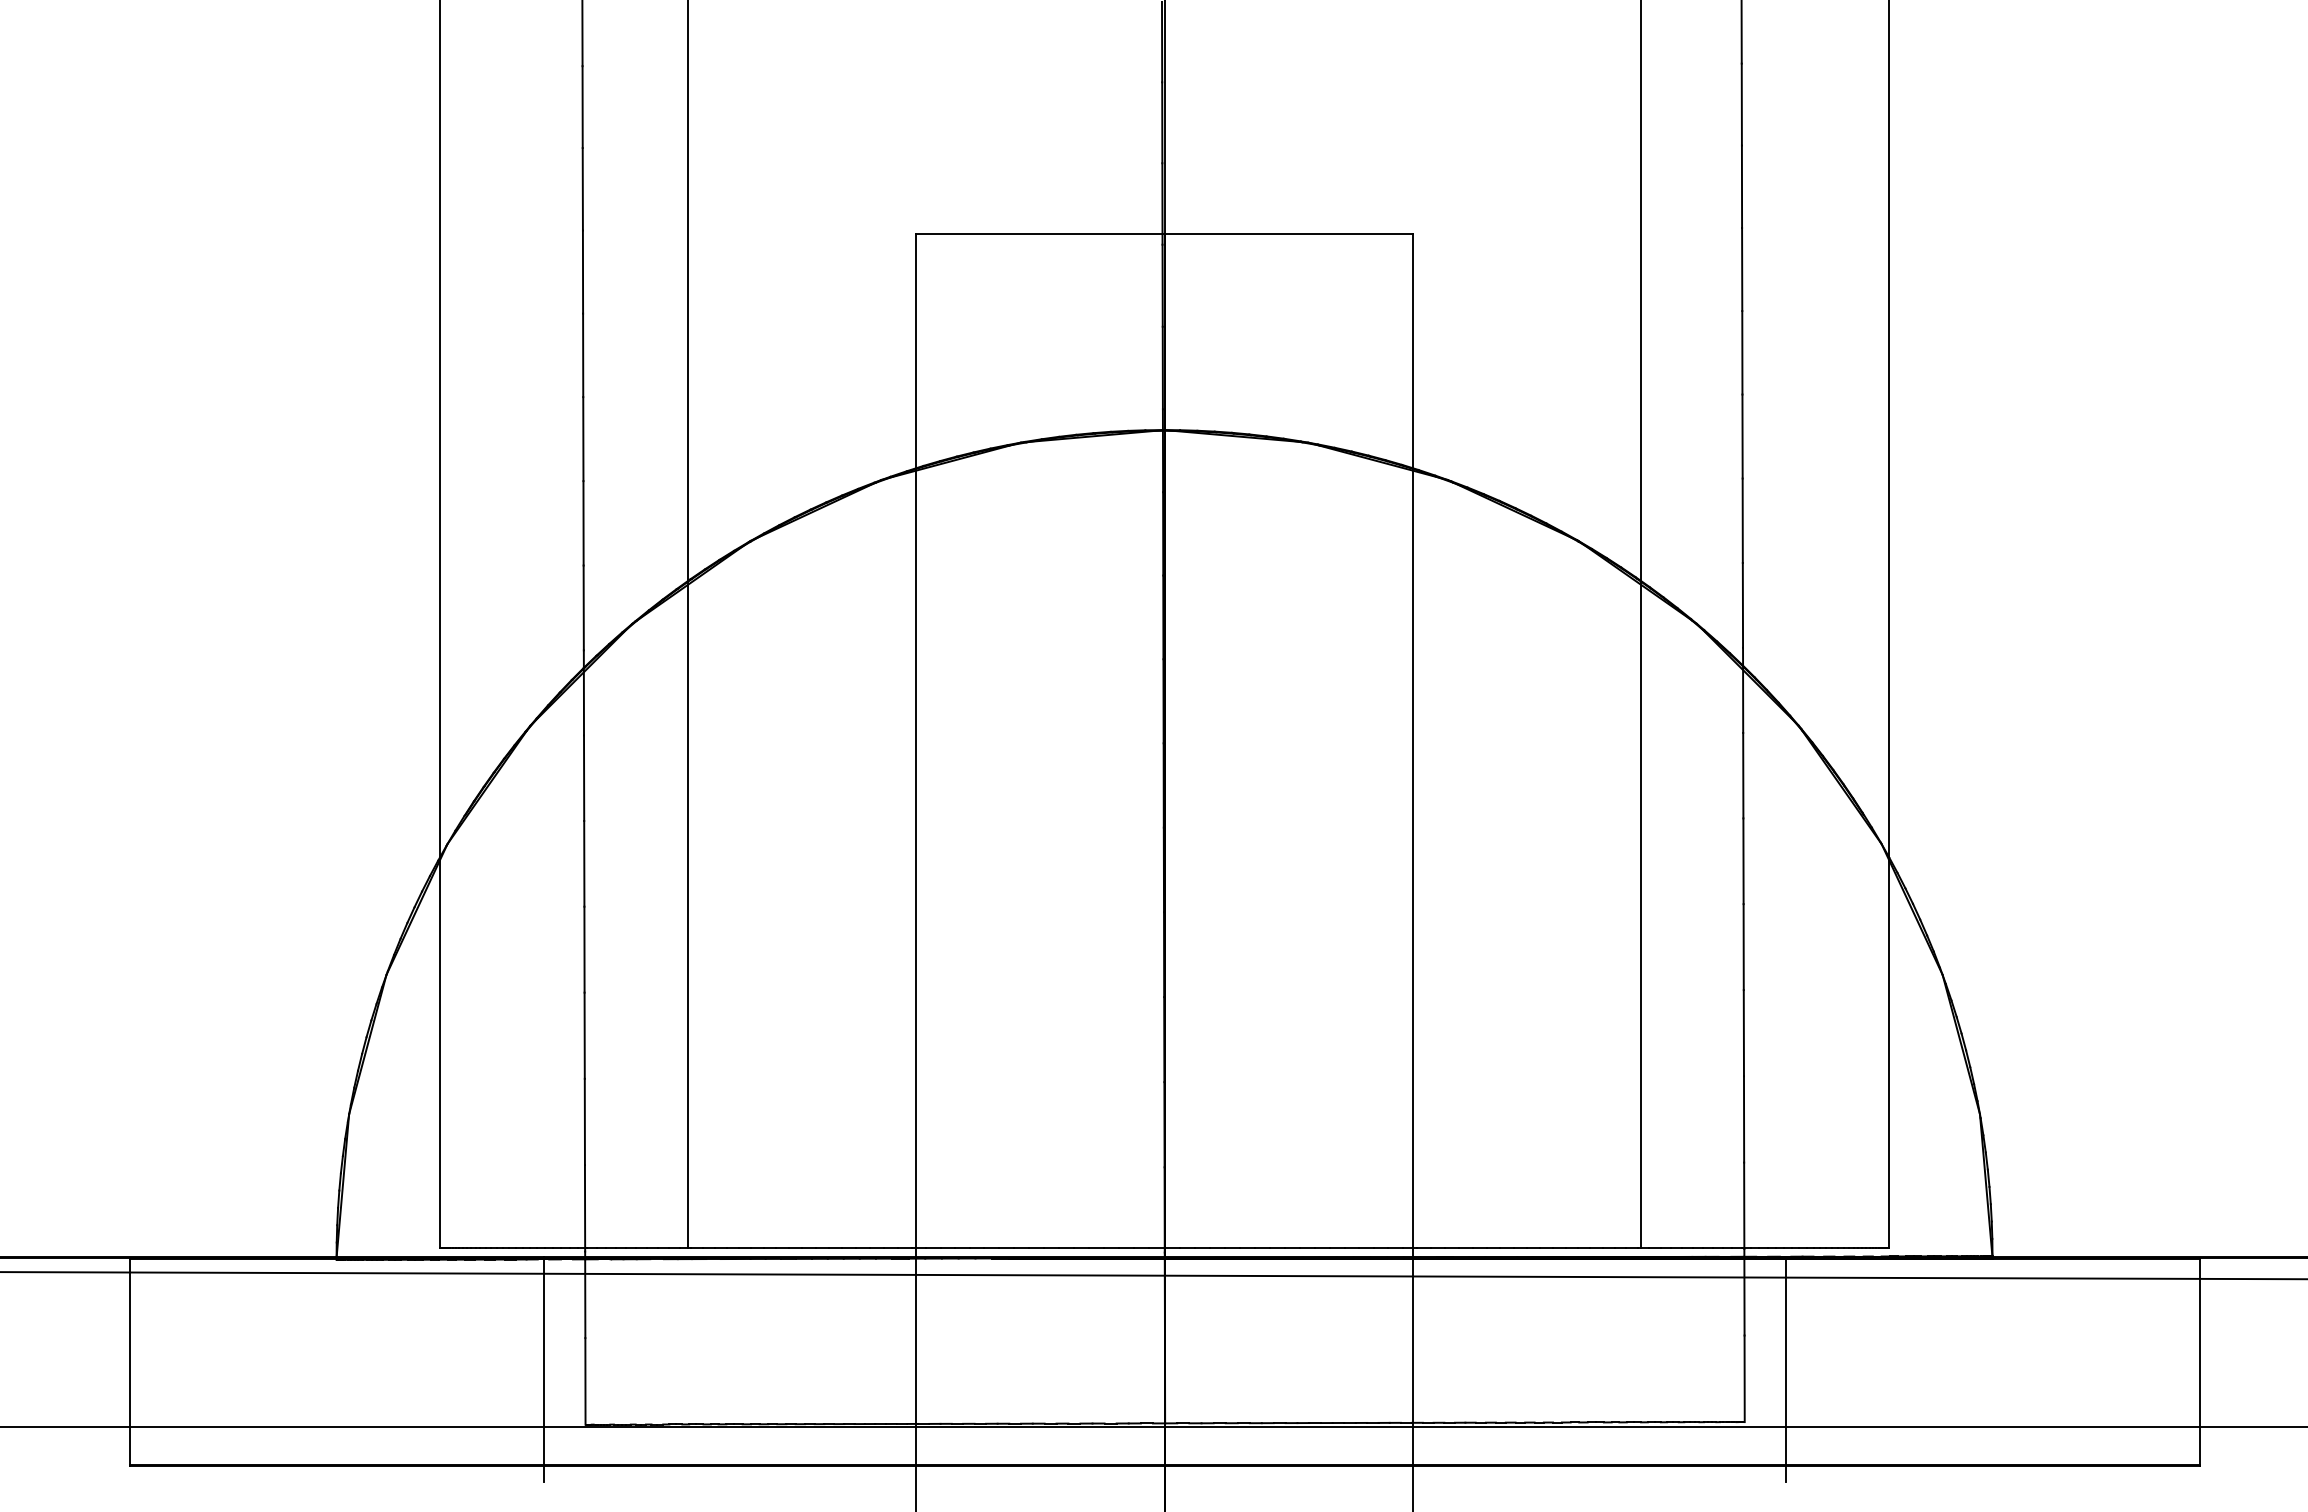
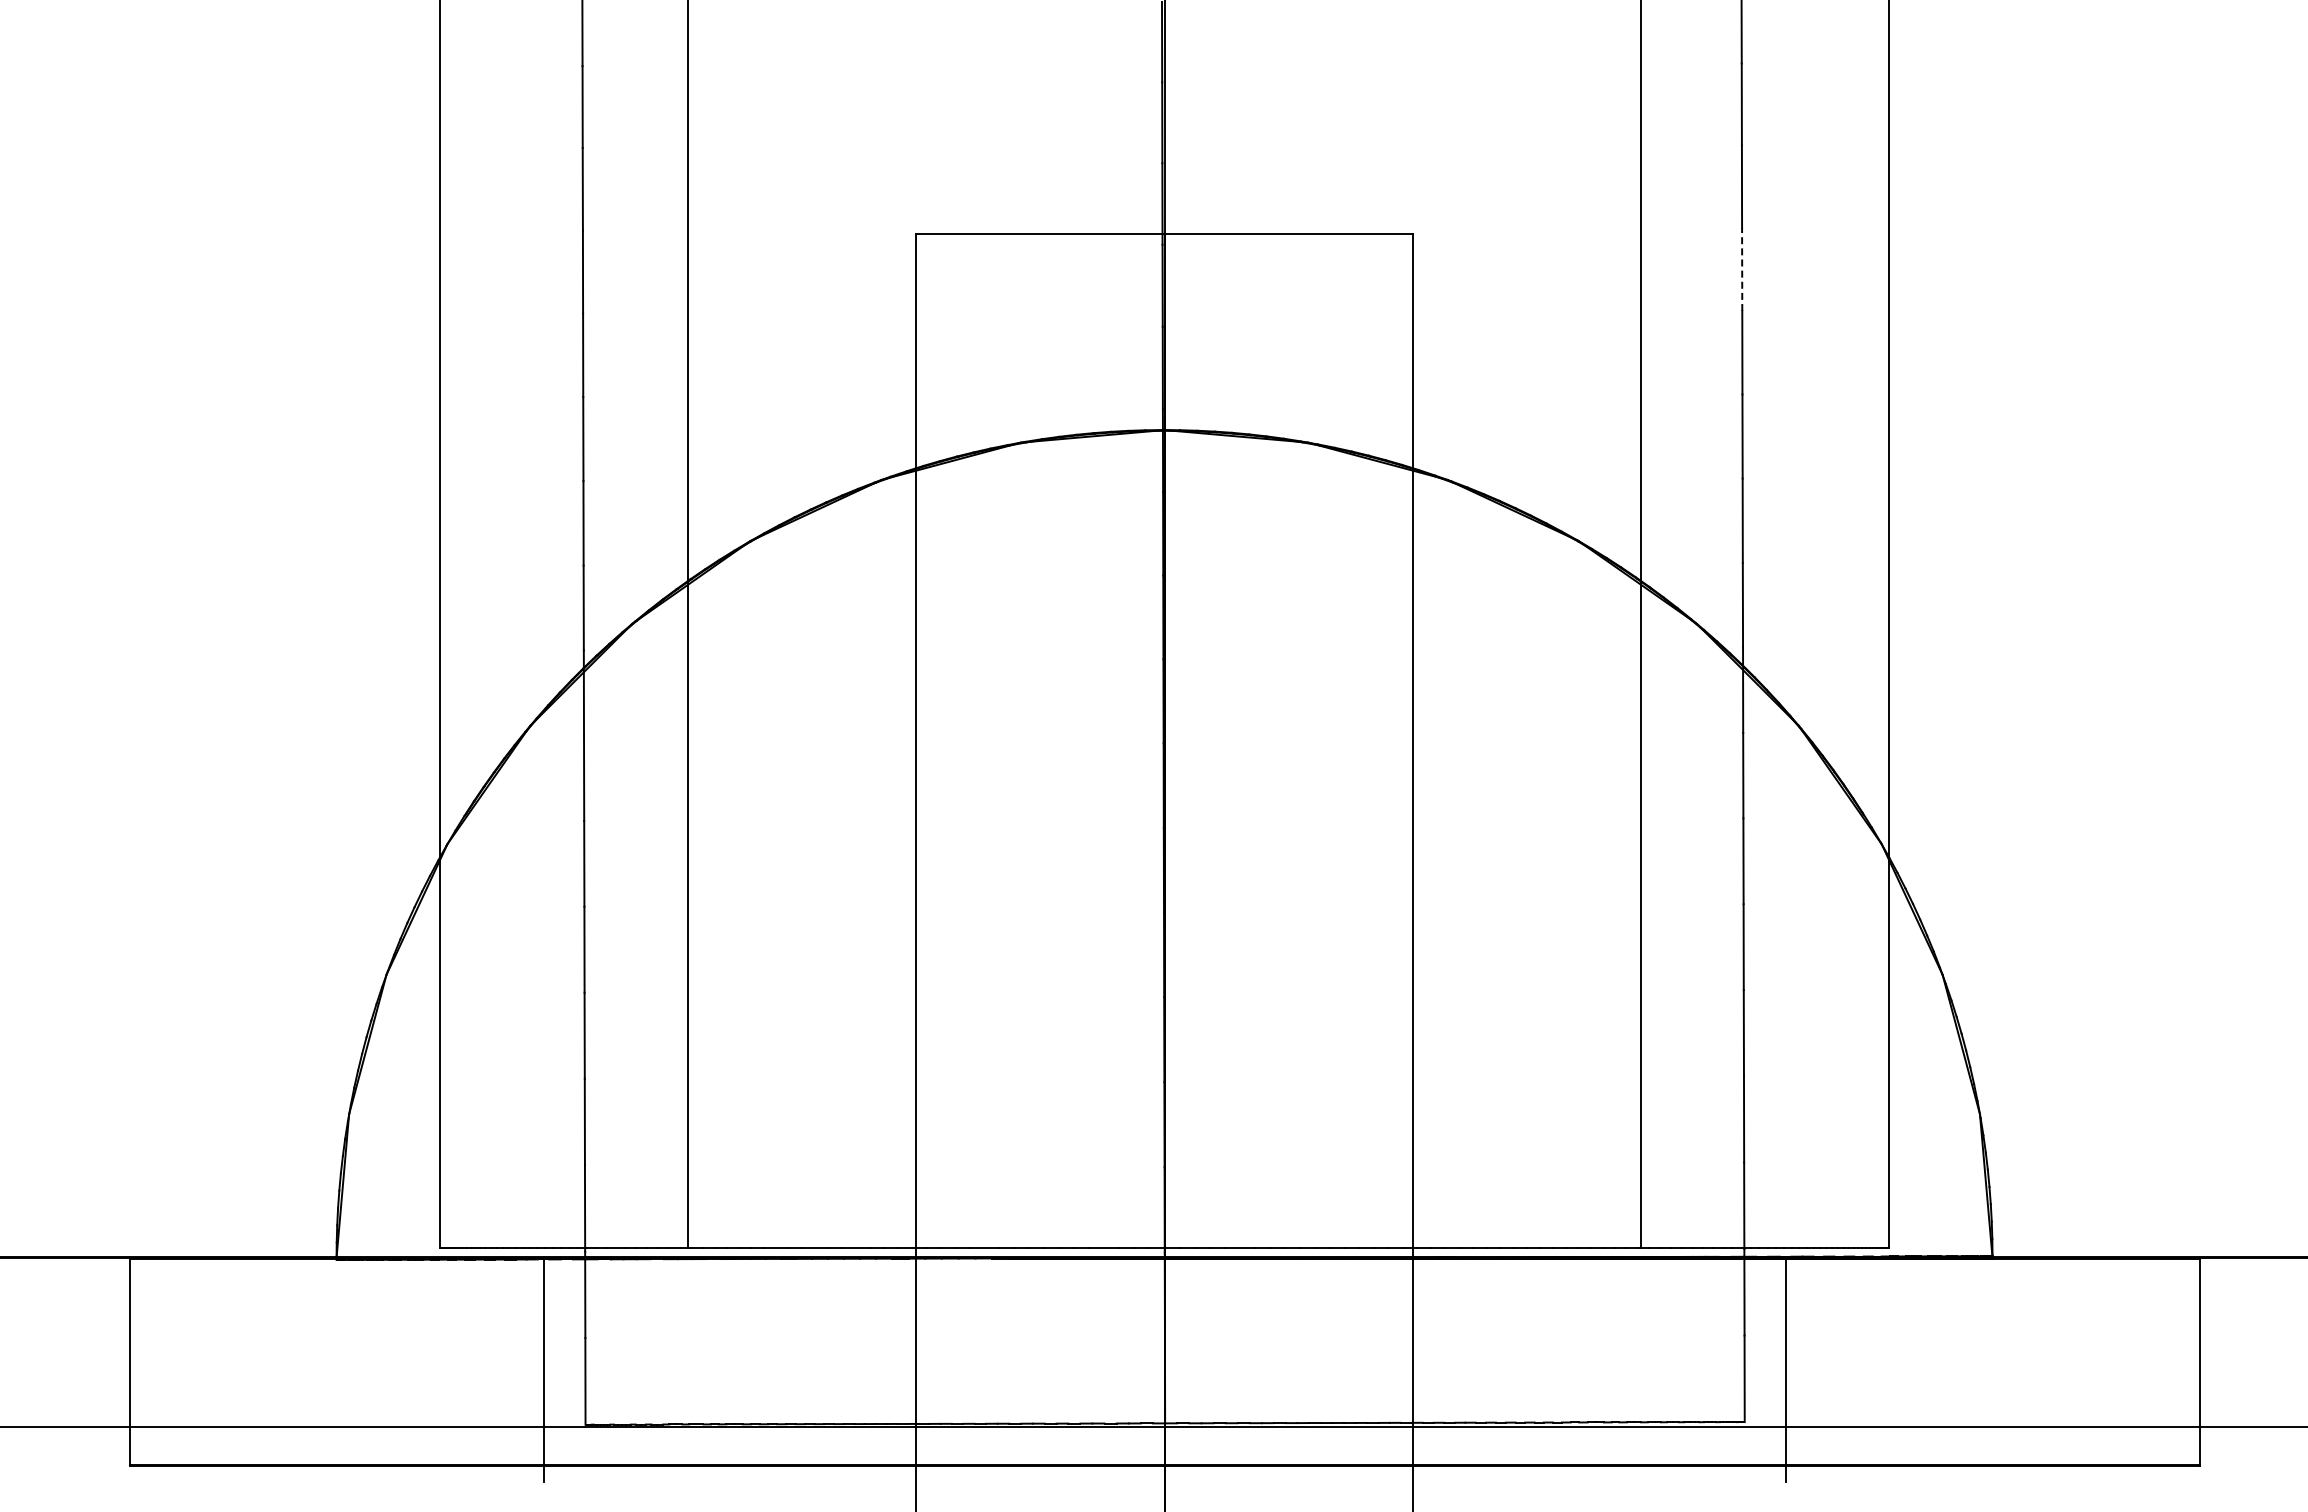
line: solid -> dashed (1742, 269)
line: present -> none (1153, 1275)
